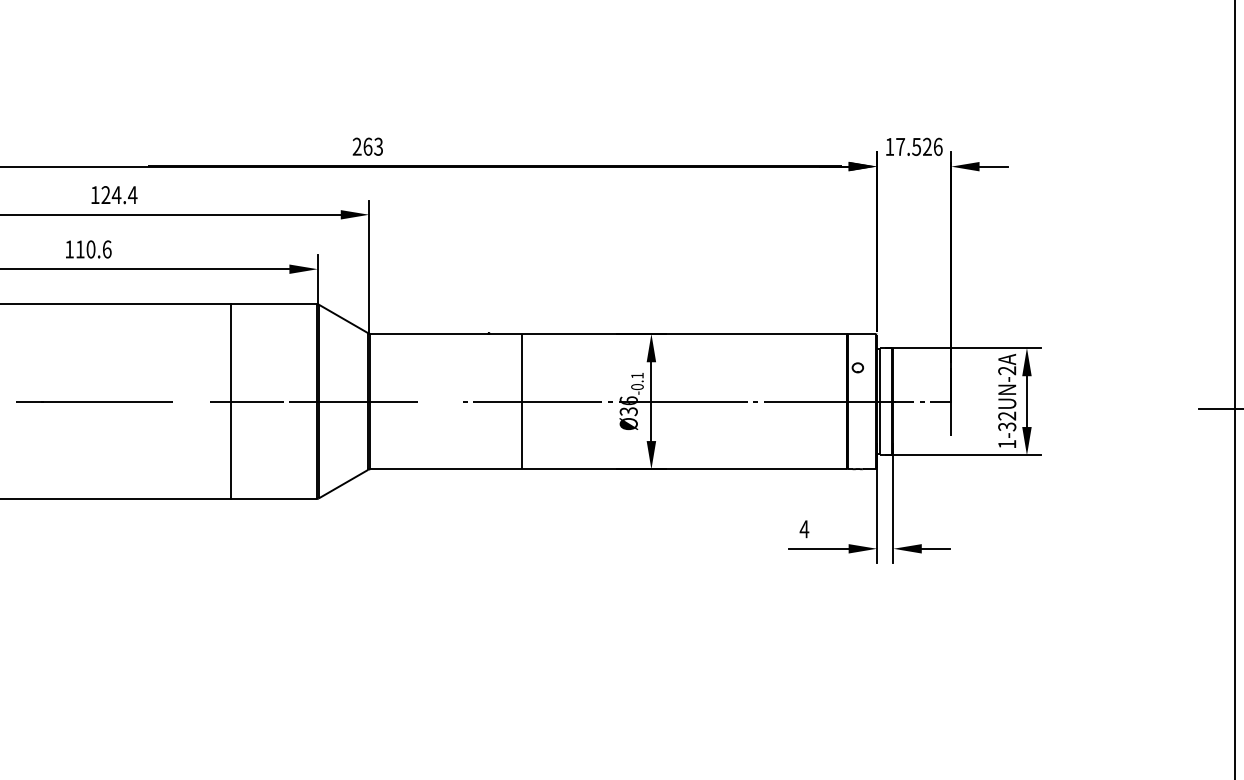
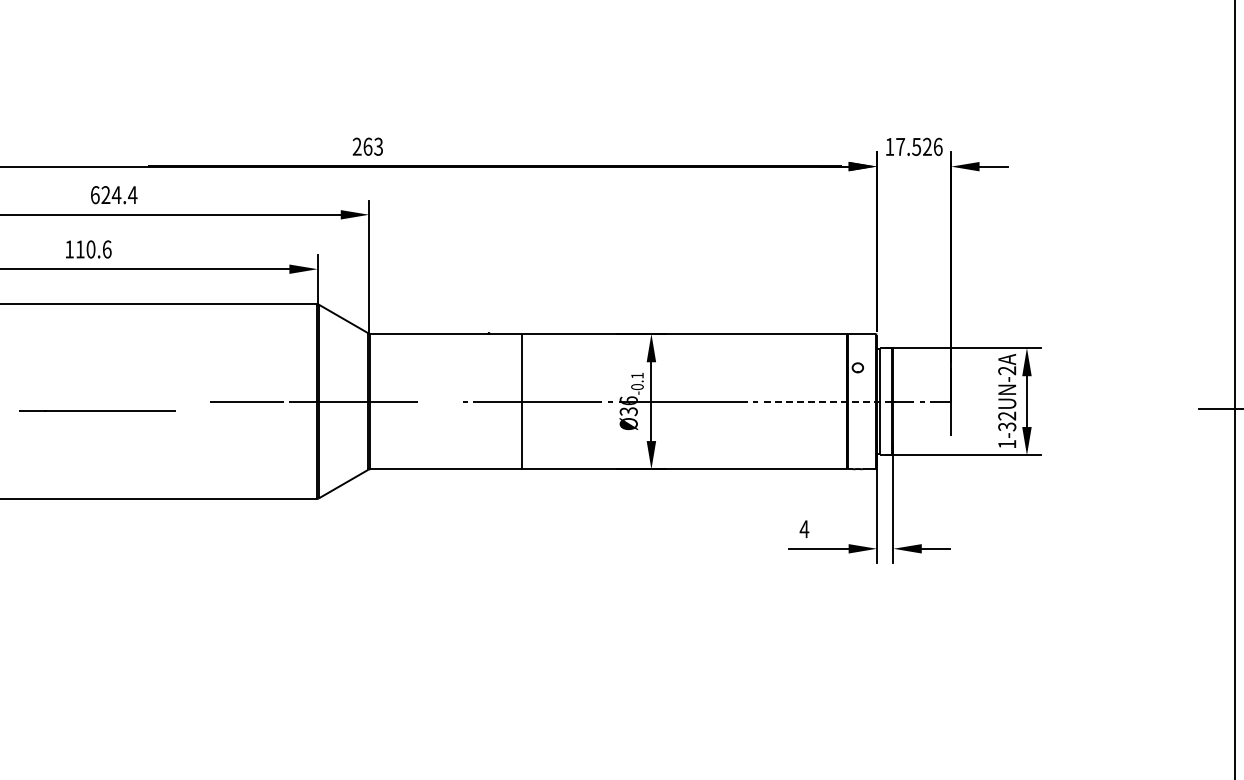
text: 124.4 -> 624.4 (95, 195)
line position: (94, 401) -> (97, 410) (97, 410)
line: present -> none (230, 401)
line: solid -> dashed (828, 401)
